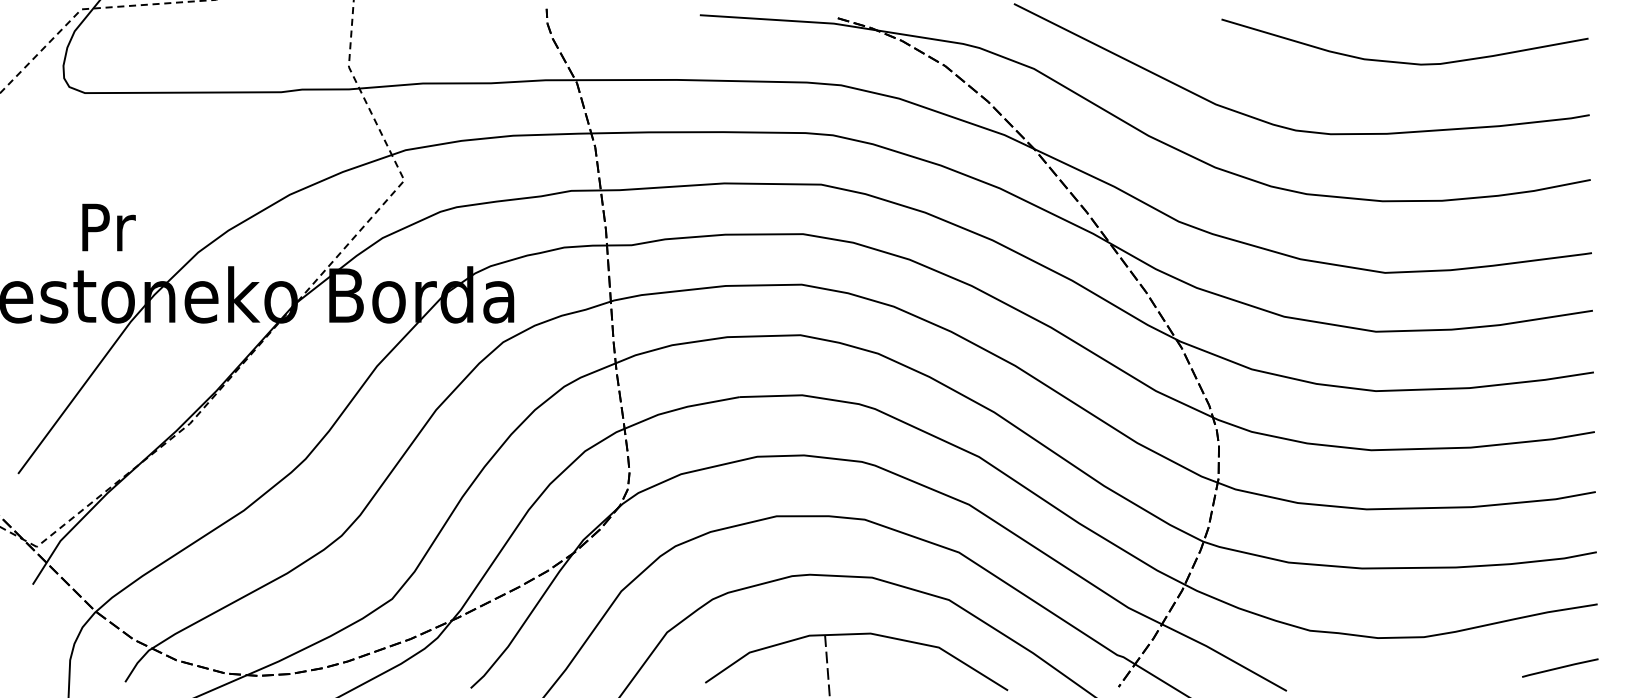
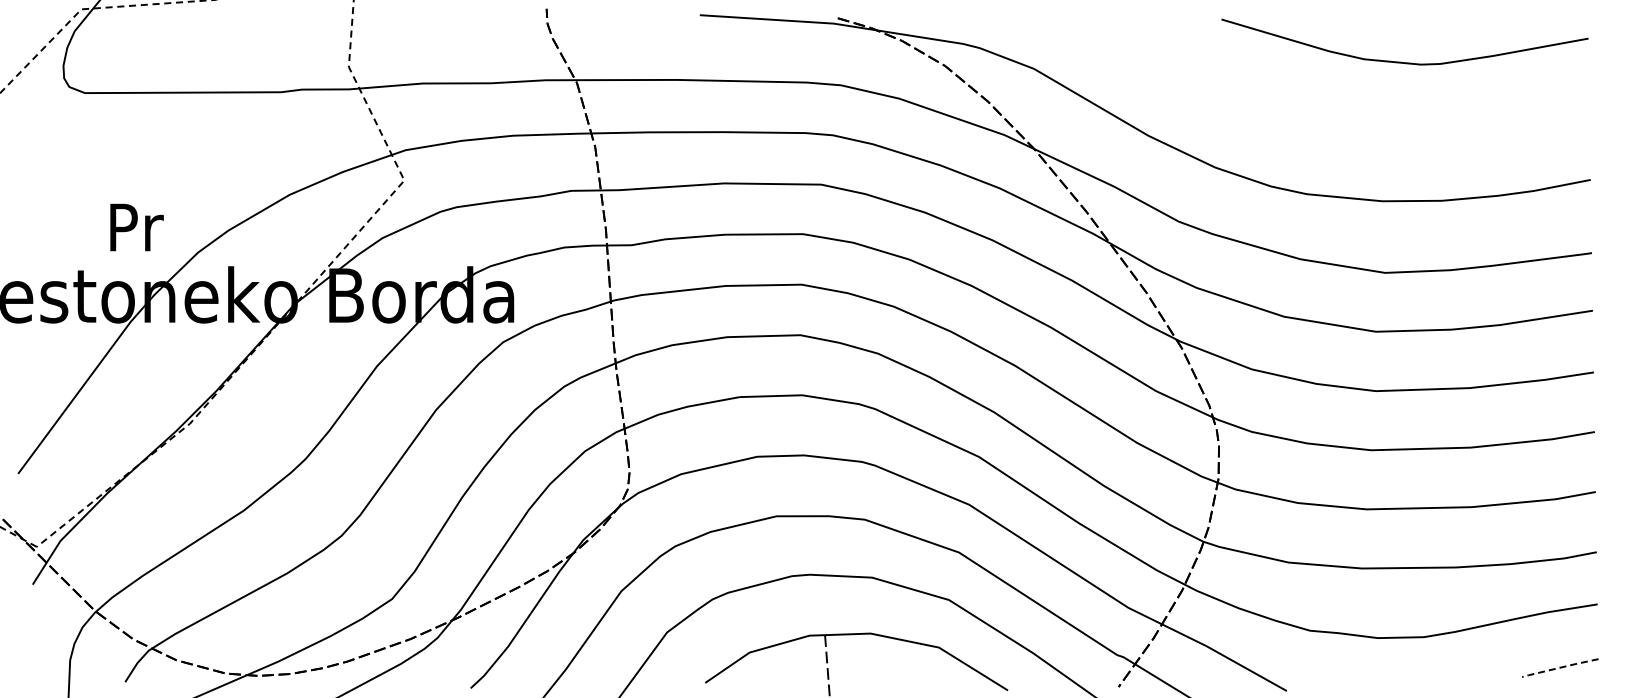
curve: present -> none (1285, 126)
text position: (108, 227) -> (136, 227) (136, 227)
line: solid -> dashed (1560, 667)
